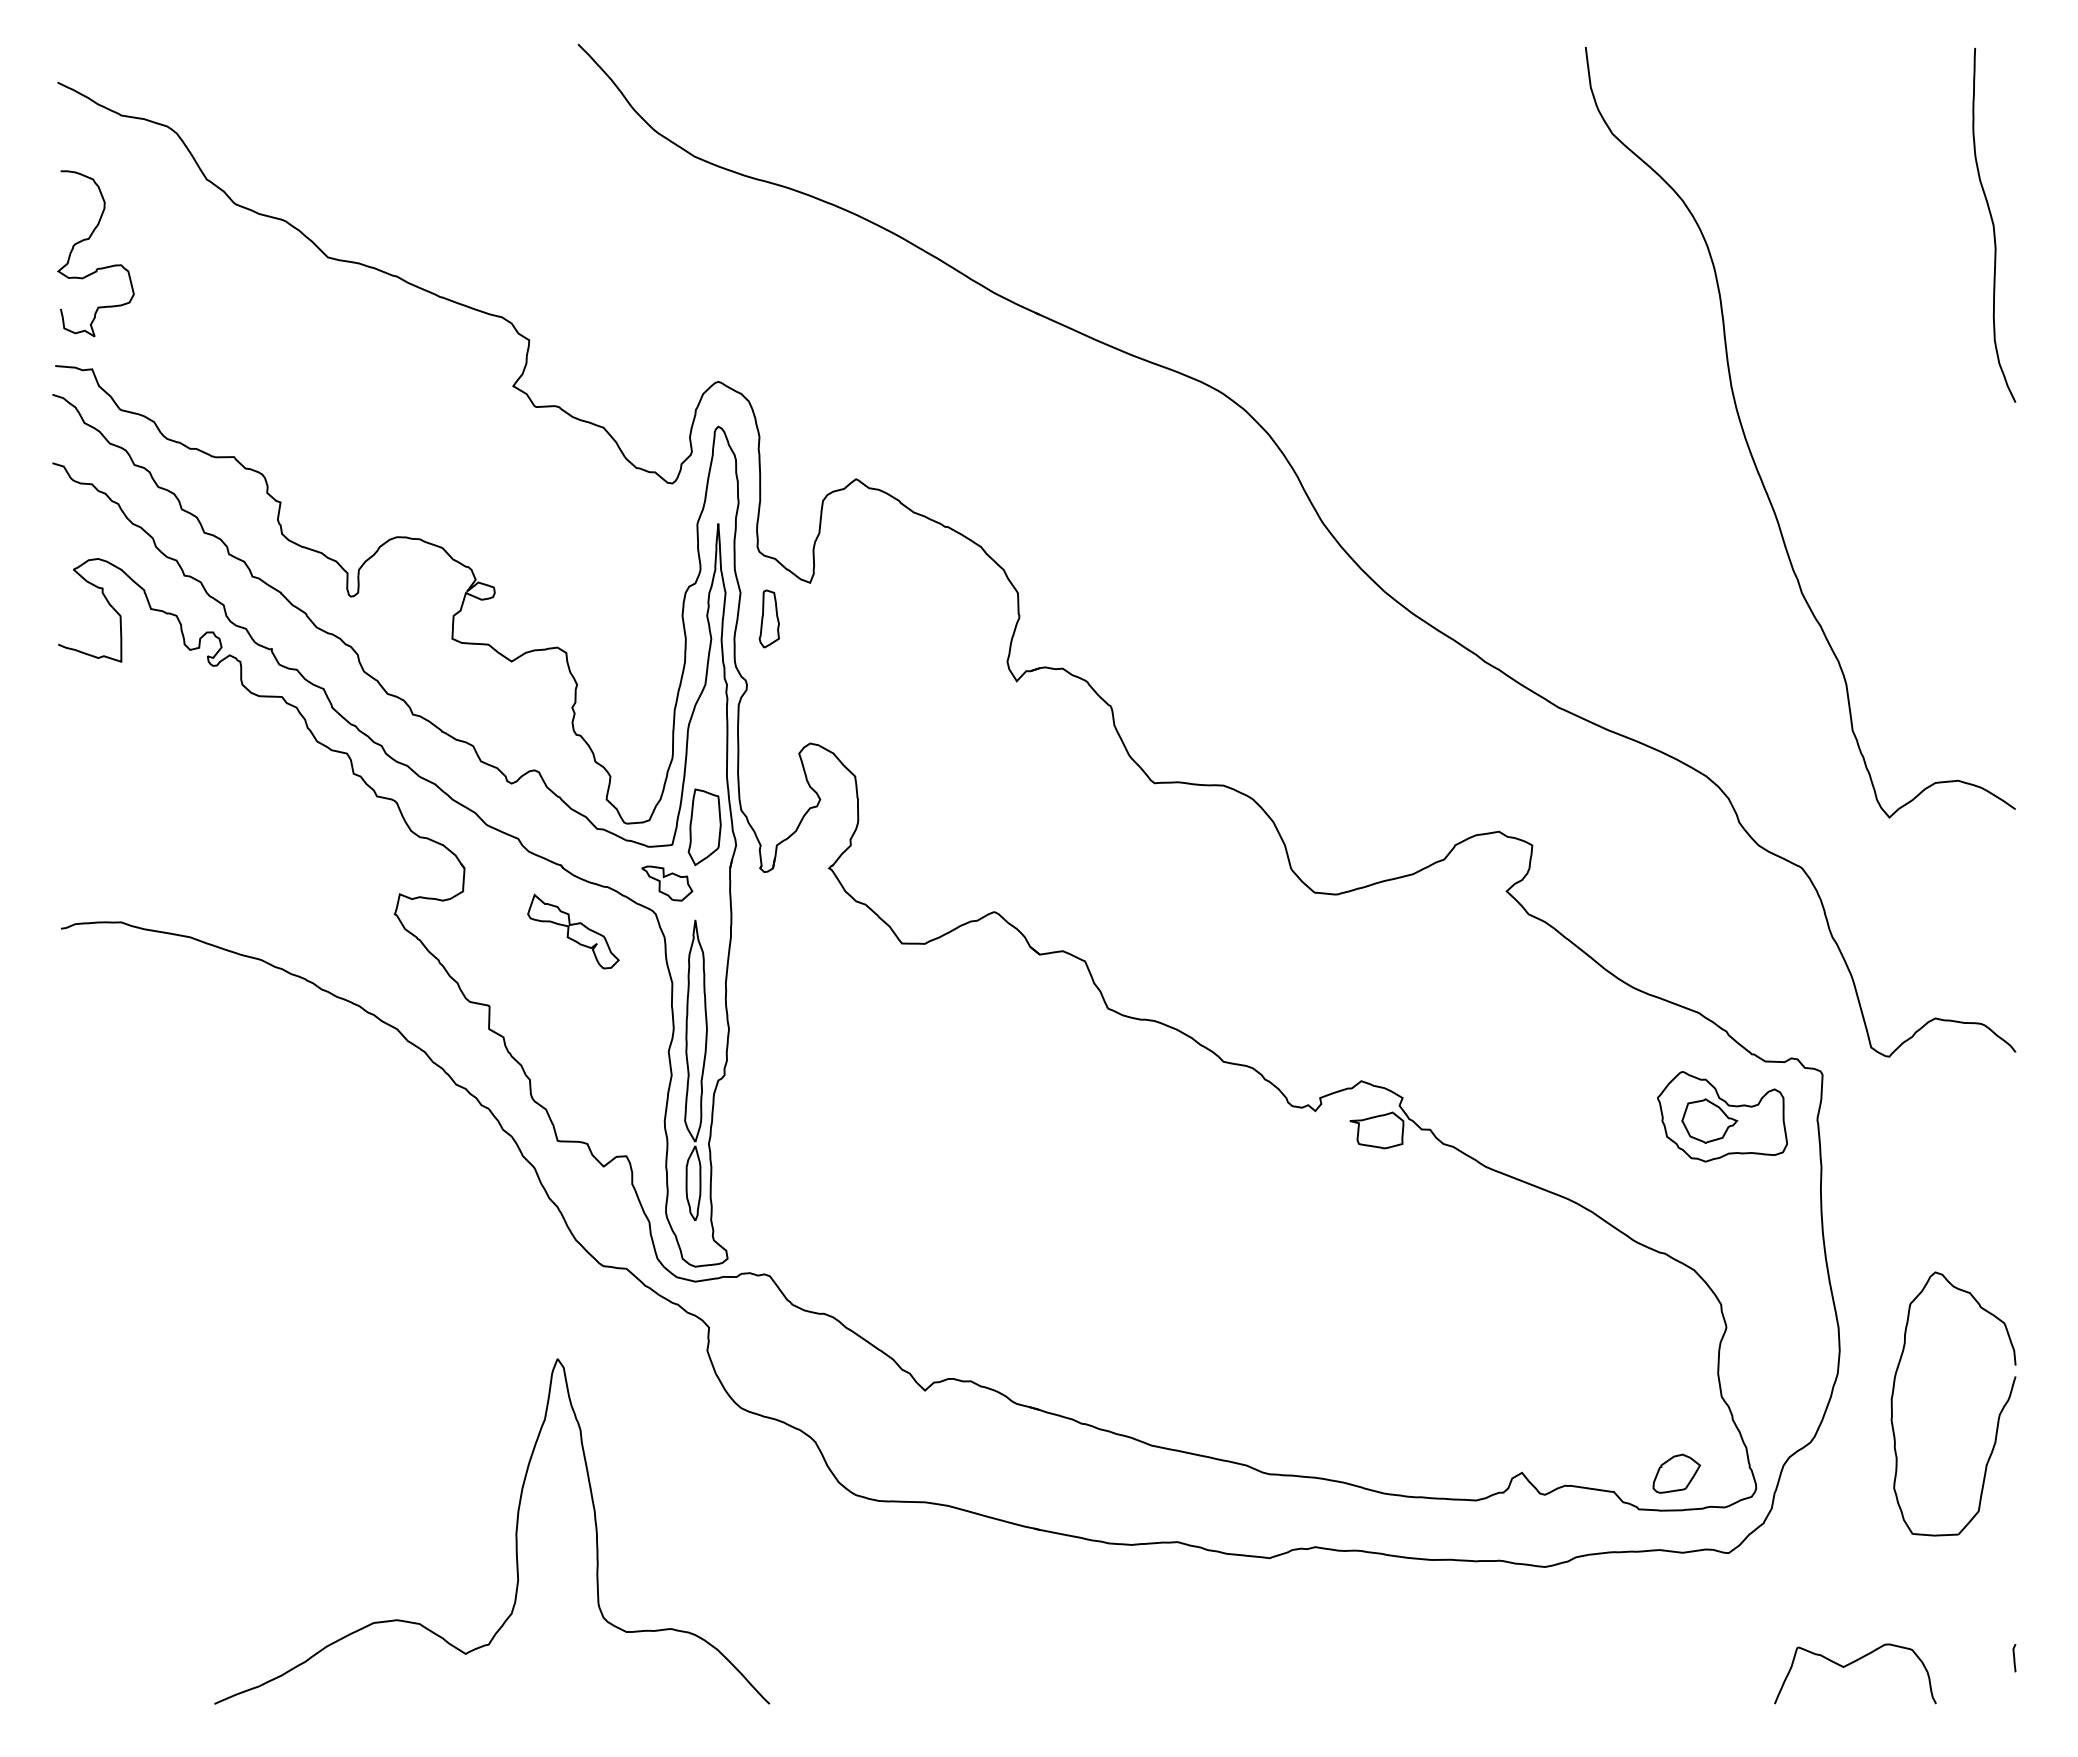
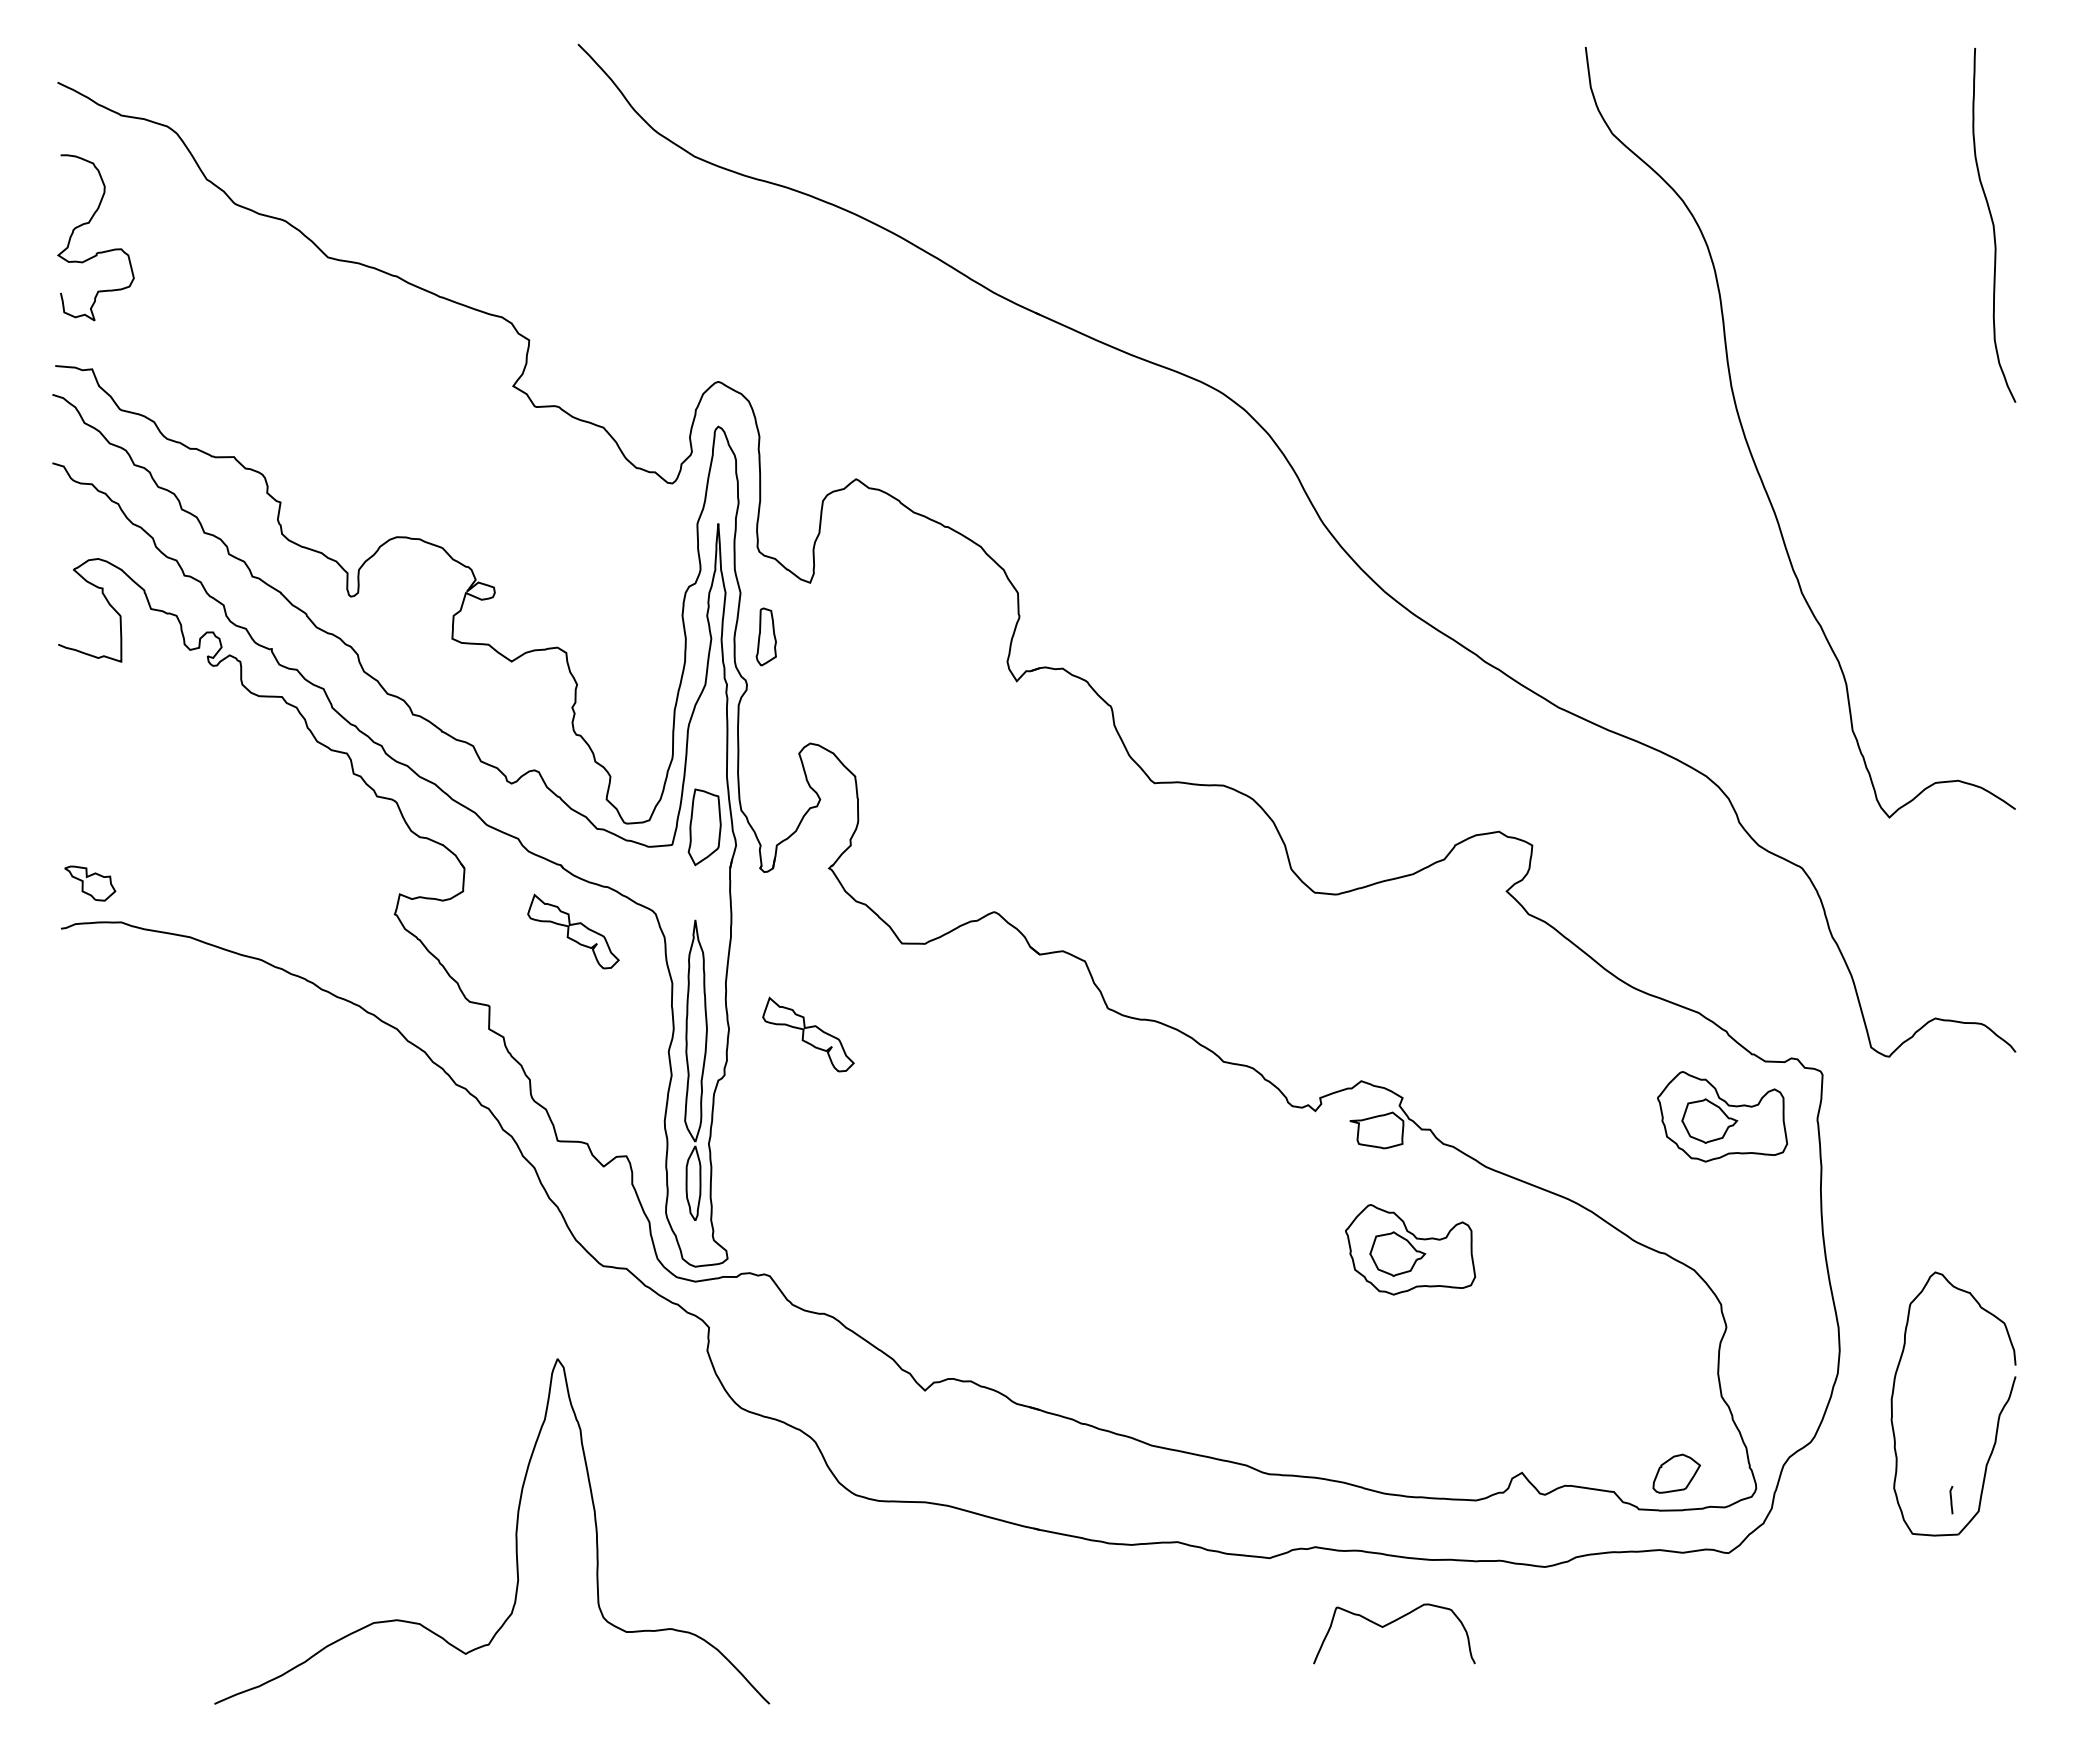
curve position: (98, 267) -> (98, 251) (98, 251)
part position: (768, 618) -> (765, 636) (765, 636)
part position: (667, 883) -> (90, 883) (90, 883)
part: none -> present (808, 1034)
part: none -> present (1410, 1249)
curve position: (2014, 1658) -> (1951, 1500) (1951, 1500)
curve position: (1851, 1664) -> (1390, 1624) (1390, 1624)
